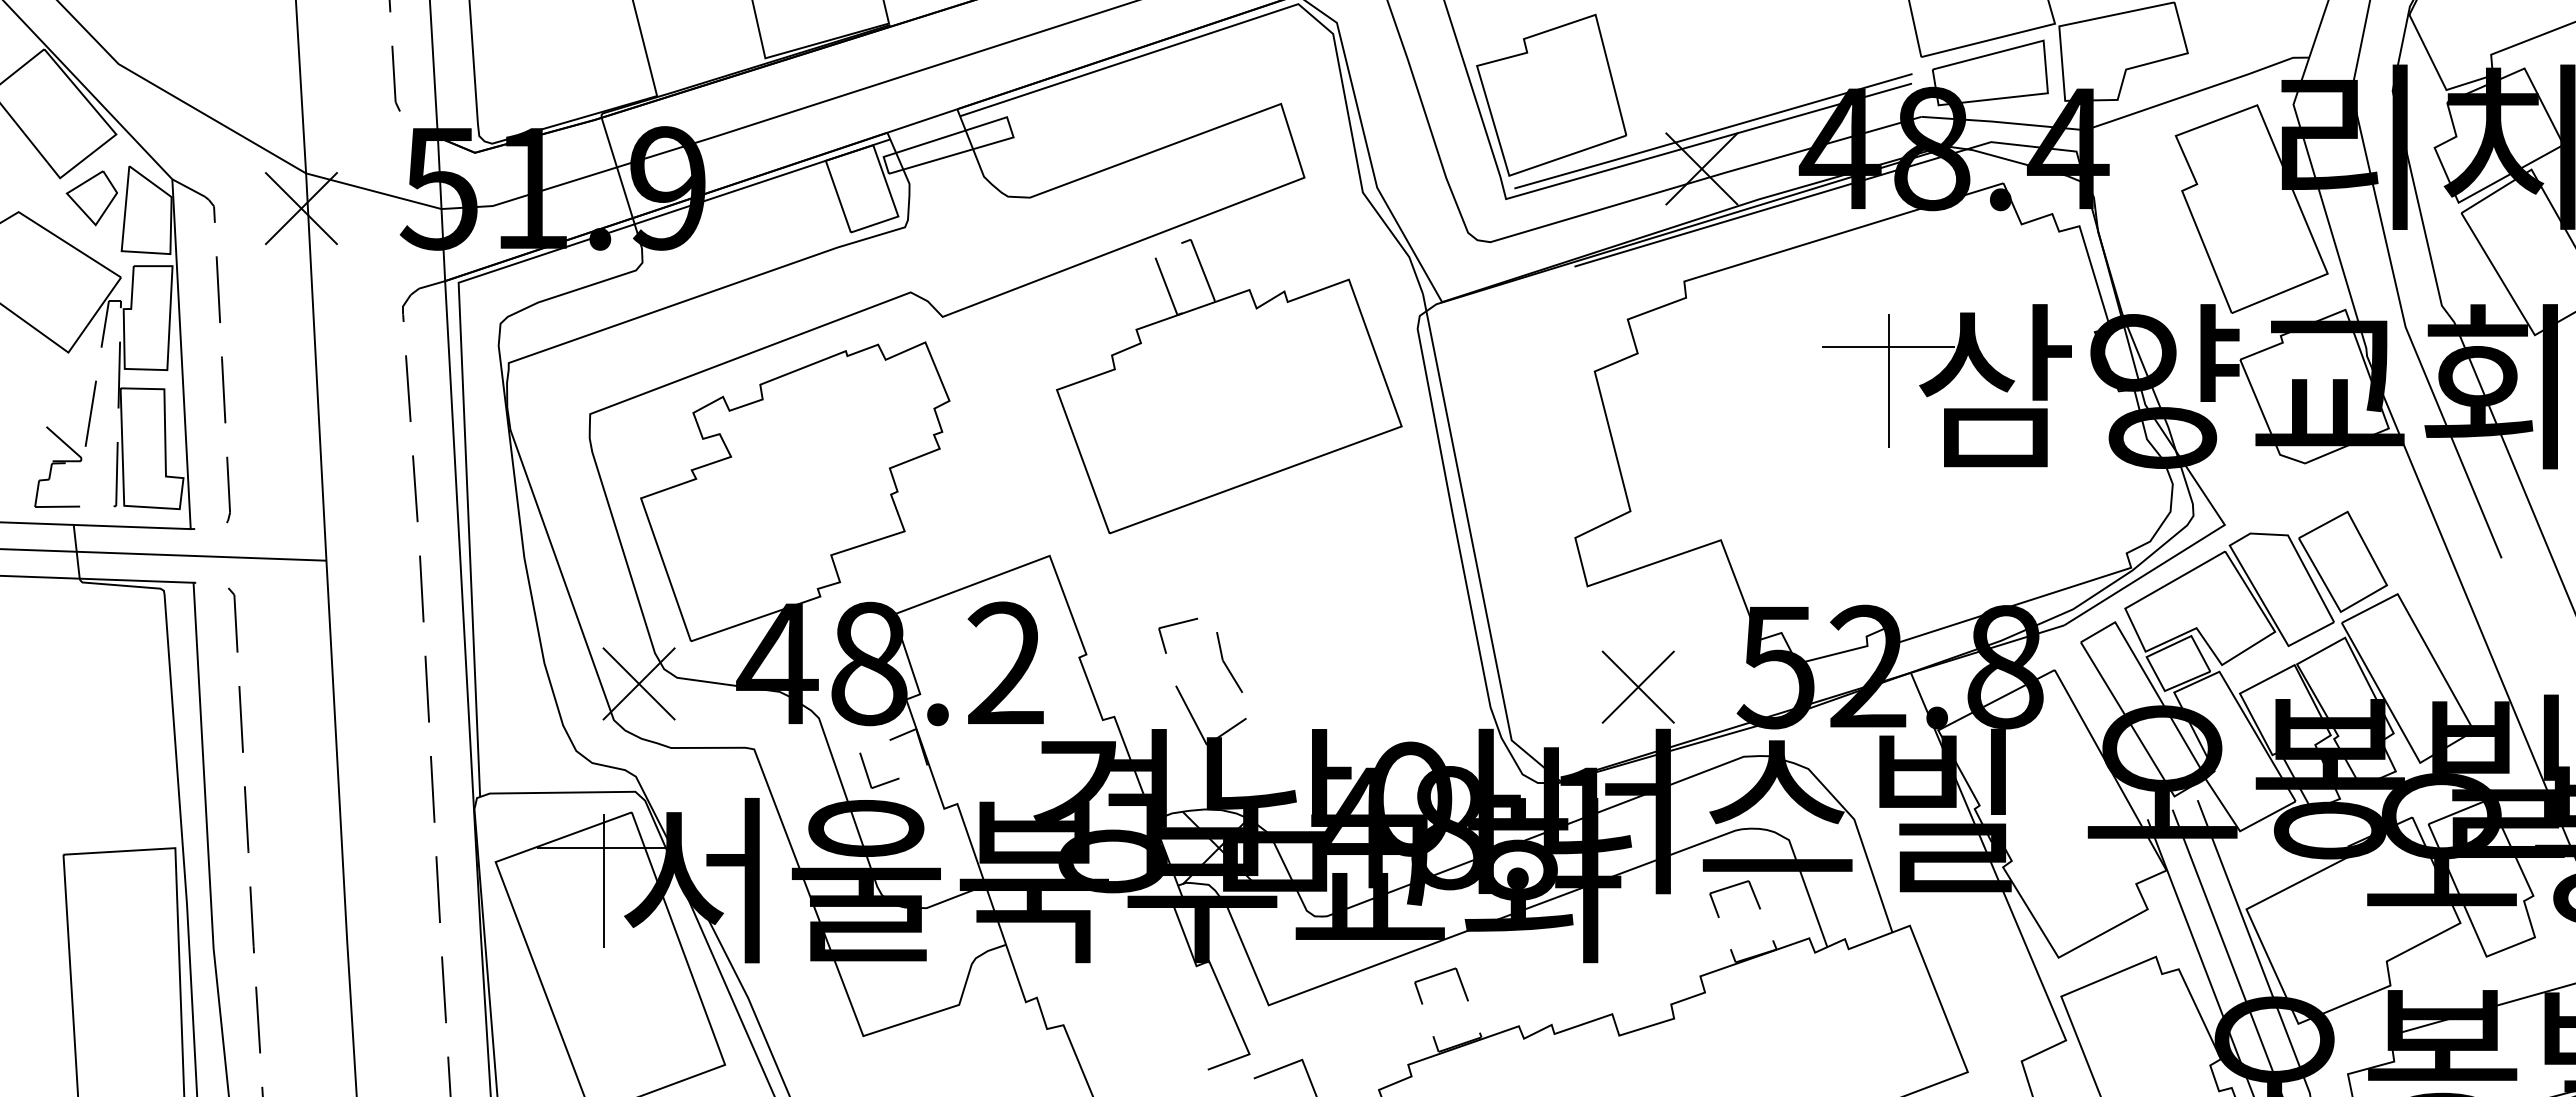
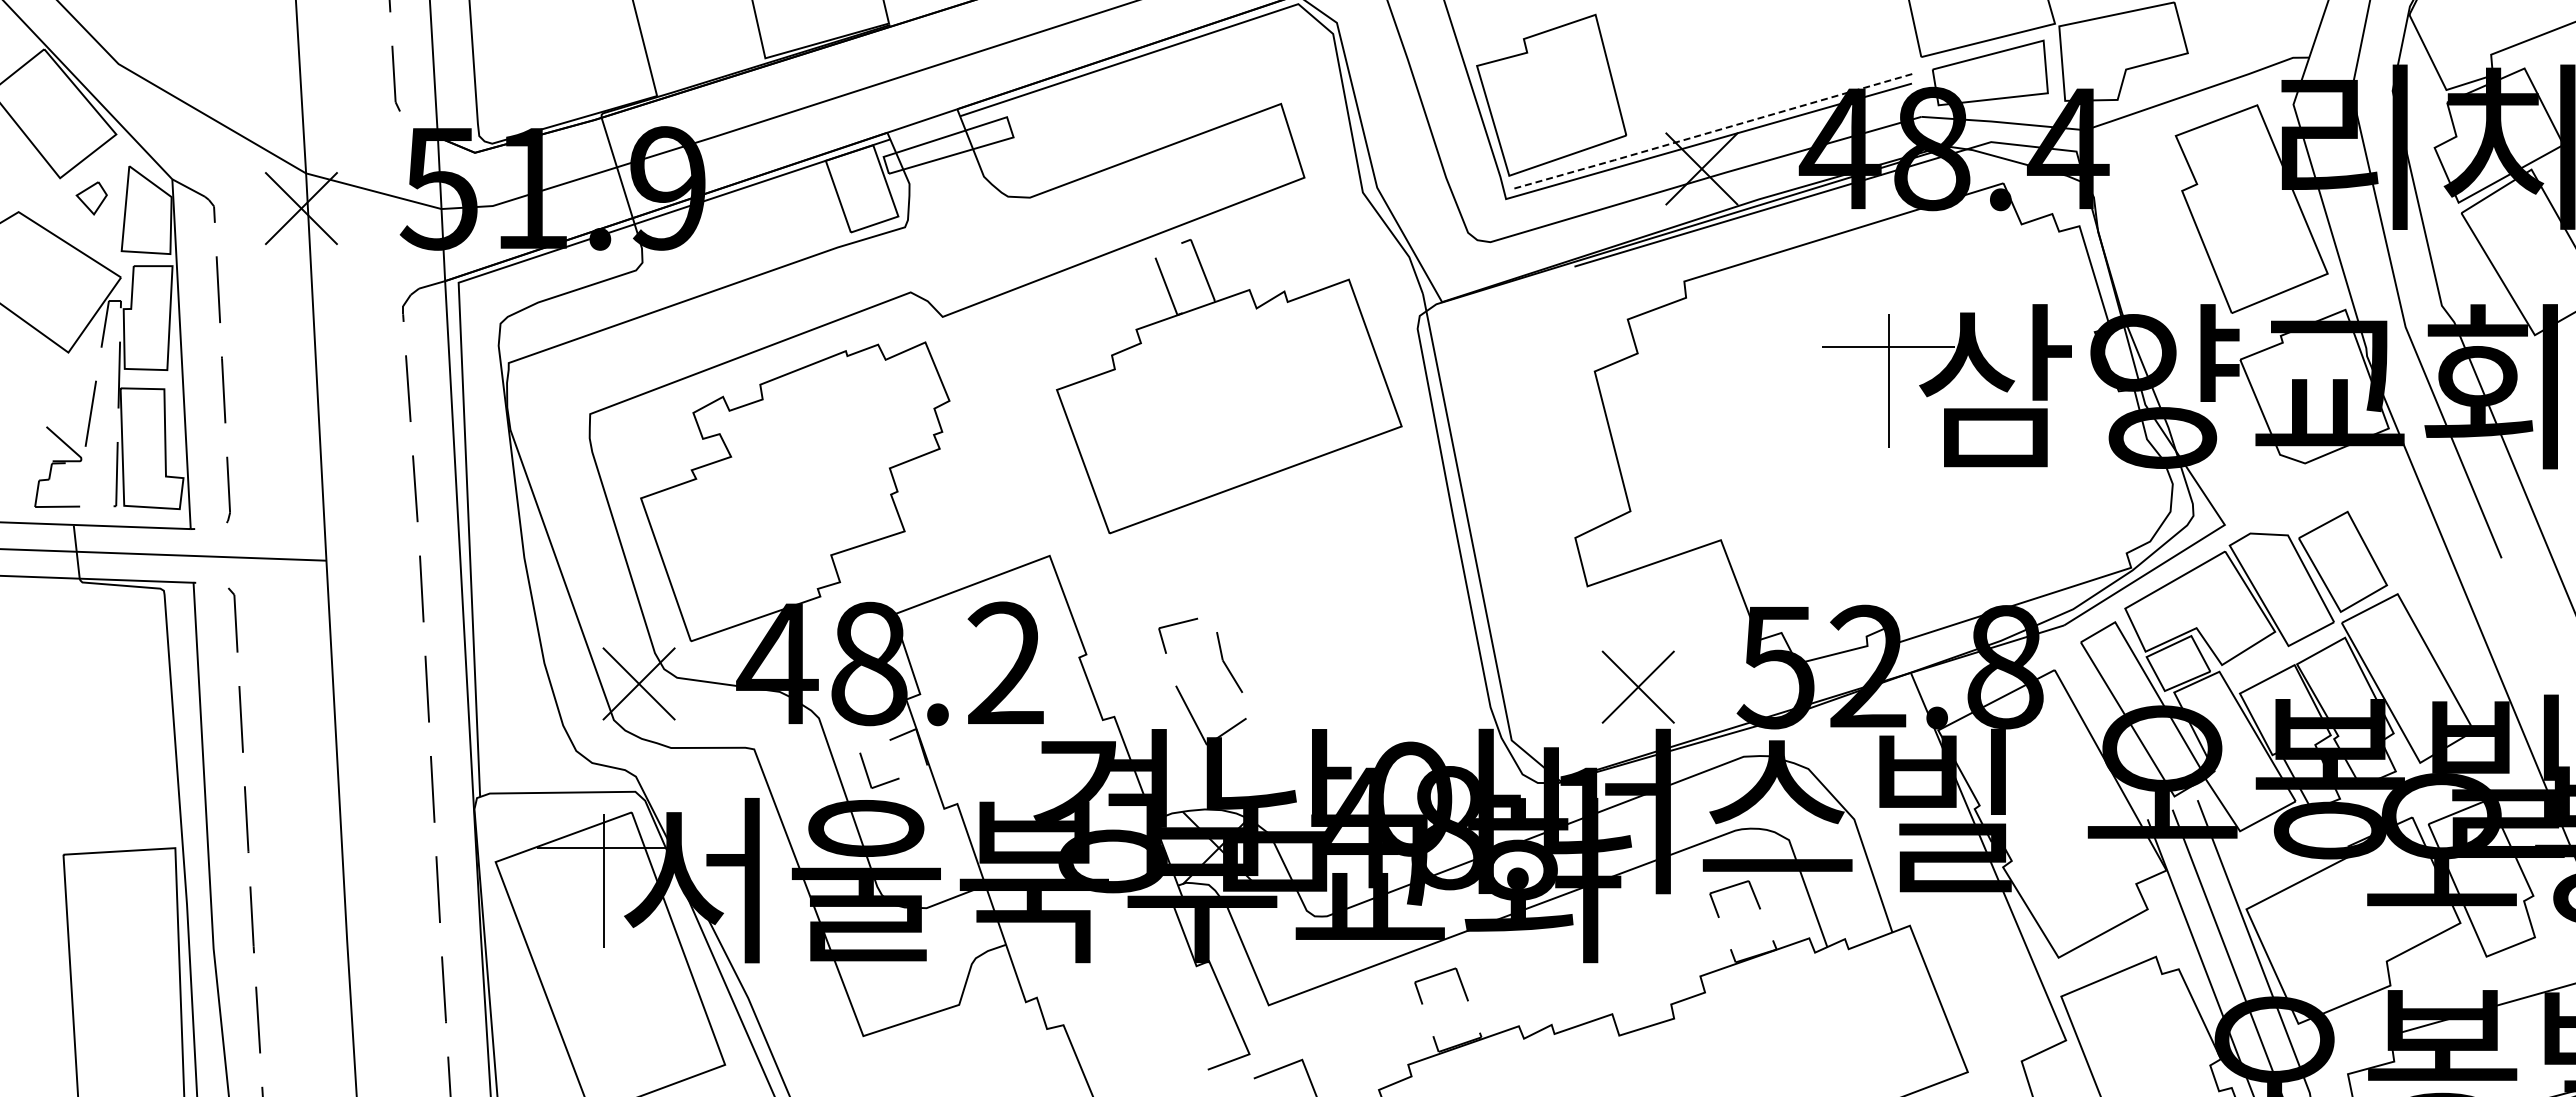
line: solid -> dashed (1713, 131)
part size: 53x57 px -> 33x35 px (91, 198)
